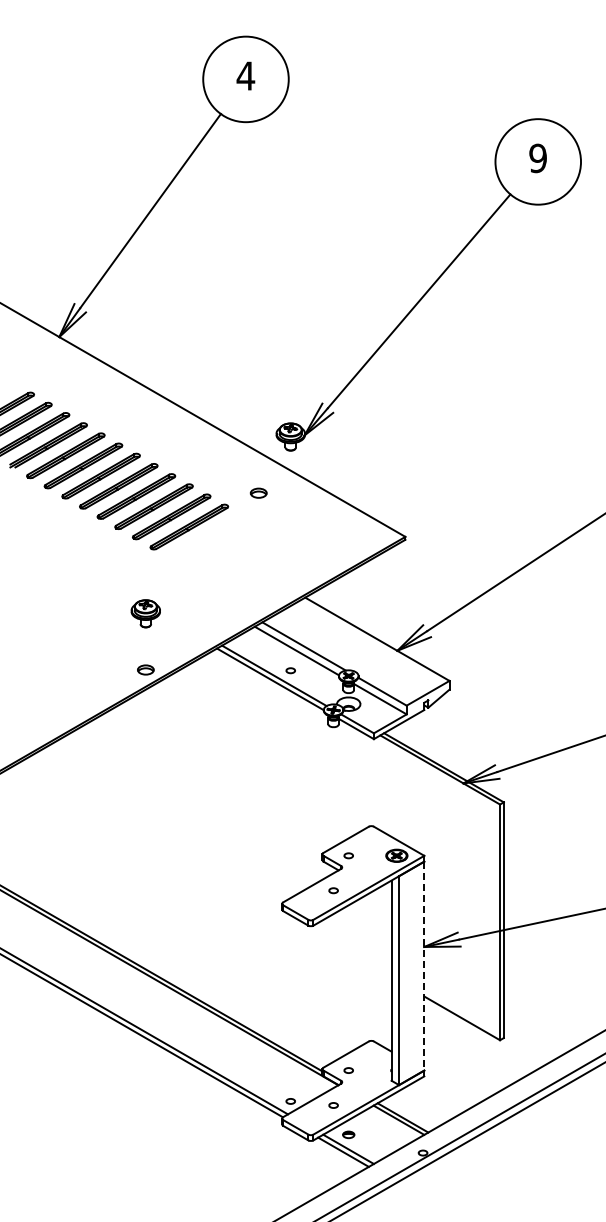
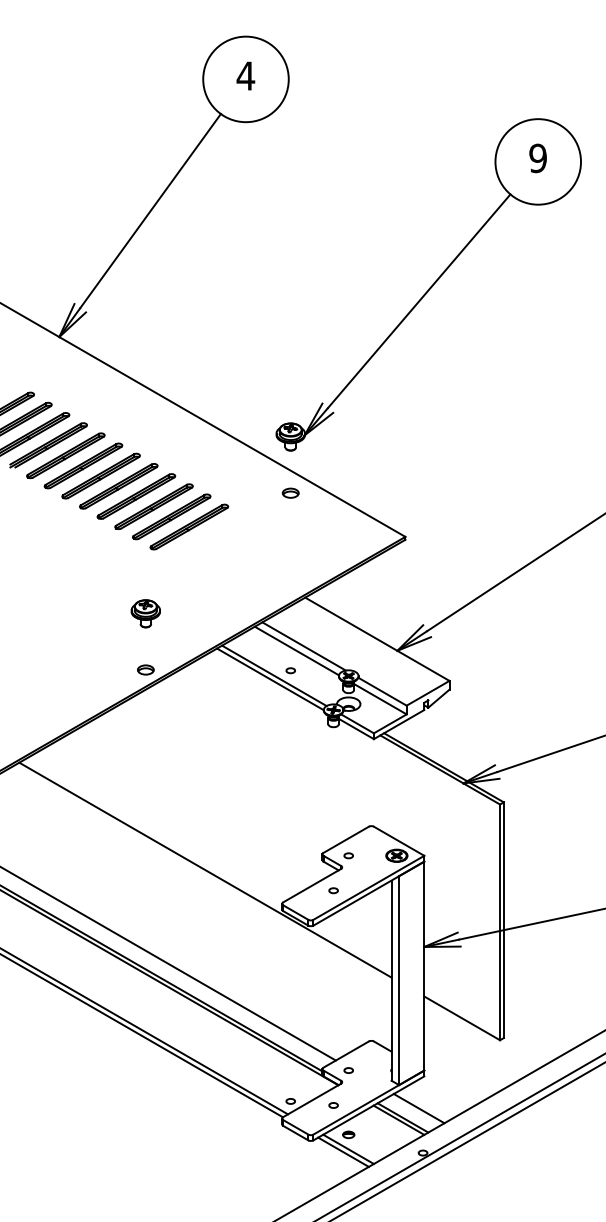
part position: (258, 492) -> (290, 492) (290, 492)
line: none -> present (205, 869)
line: none -> present (168, 963)
line: dashed -> solid (424, 966)
line: none -> present (418, 1108)
